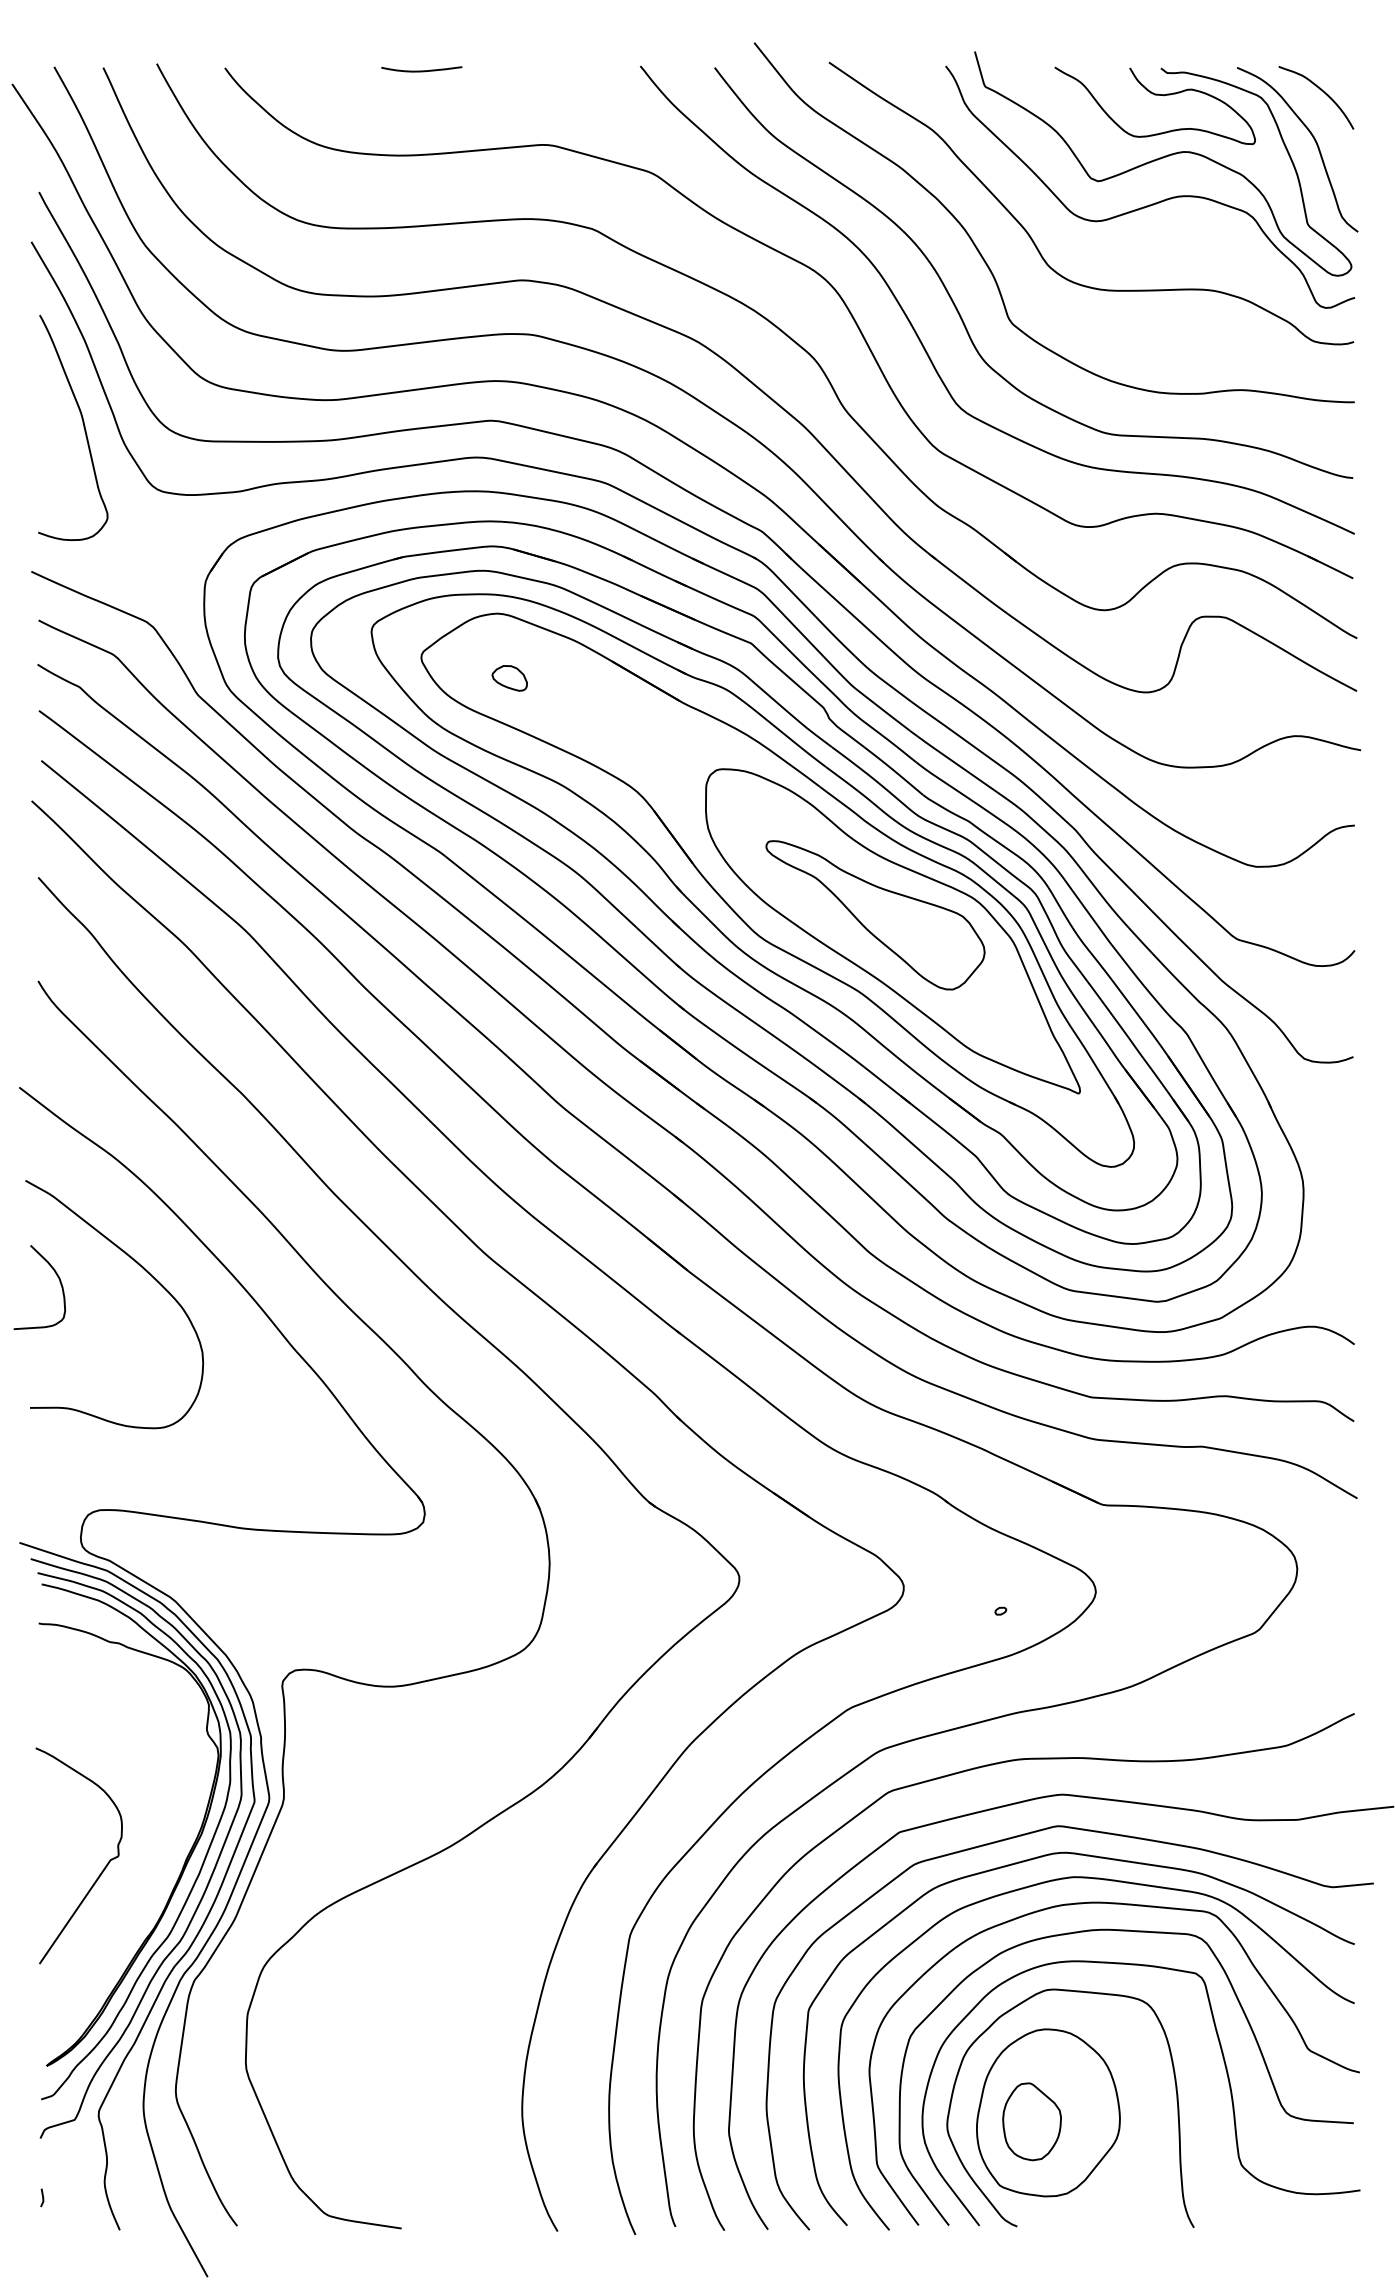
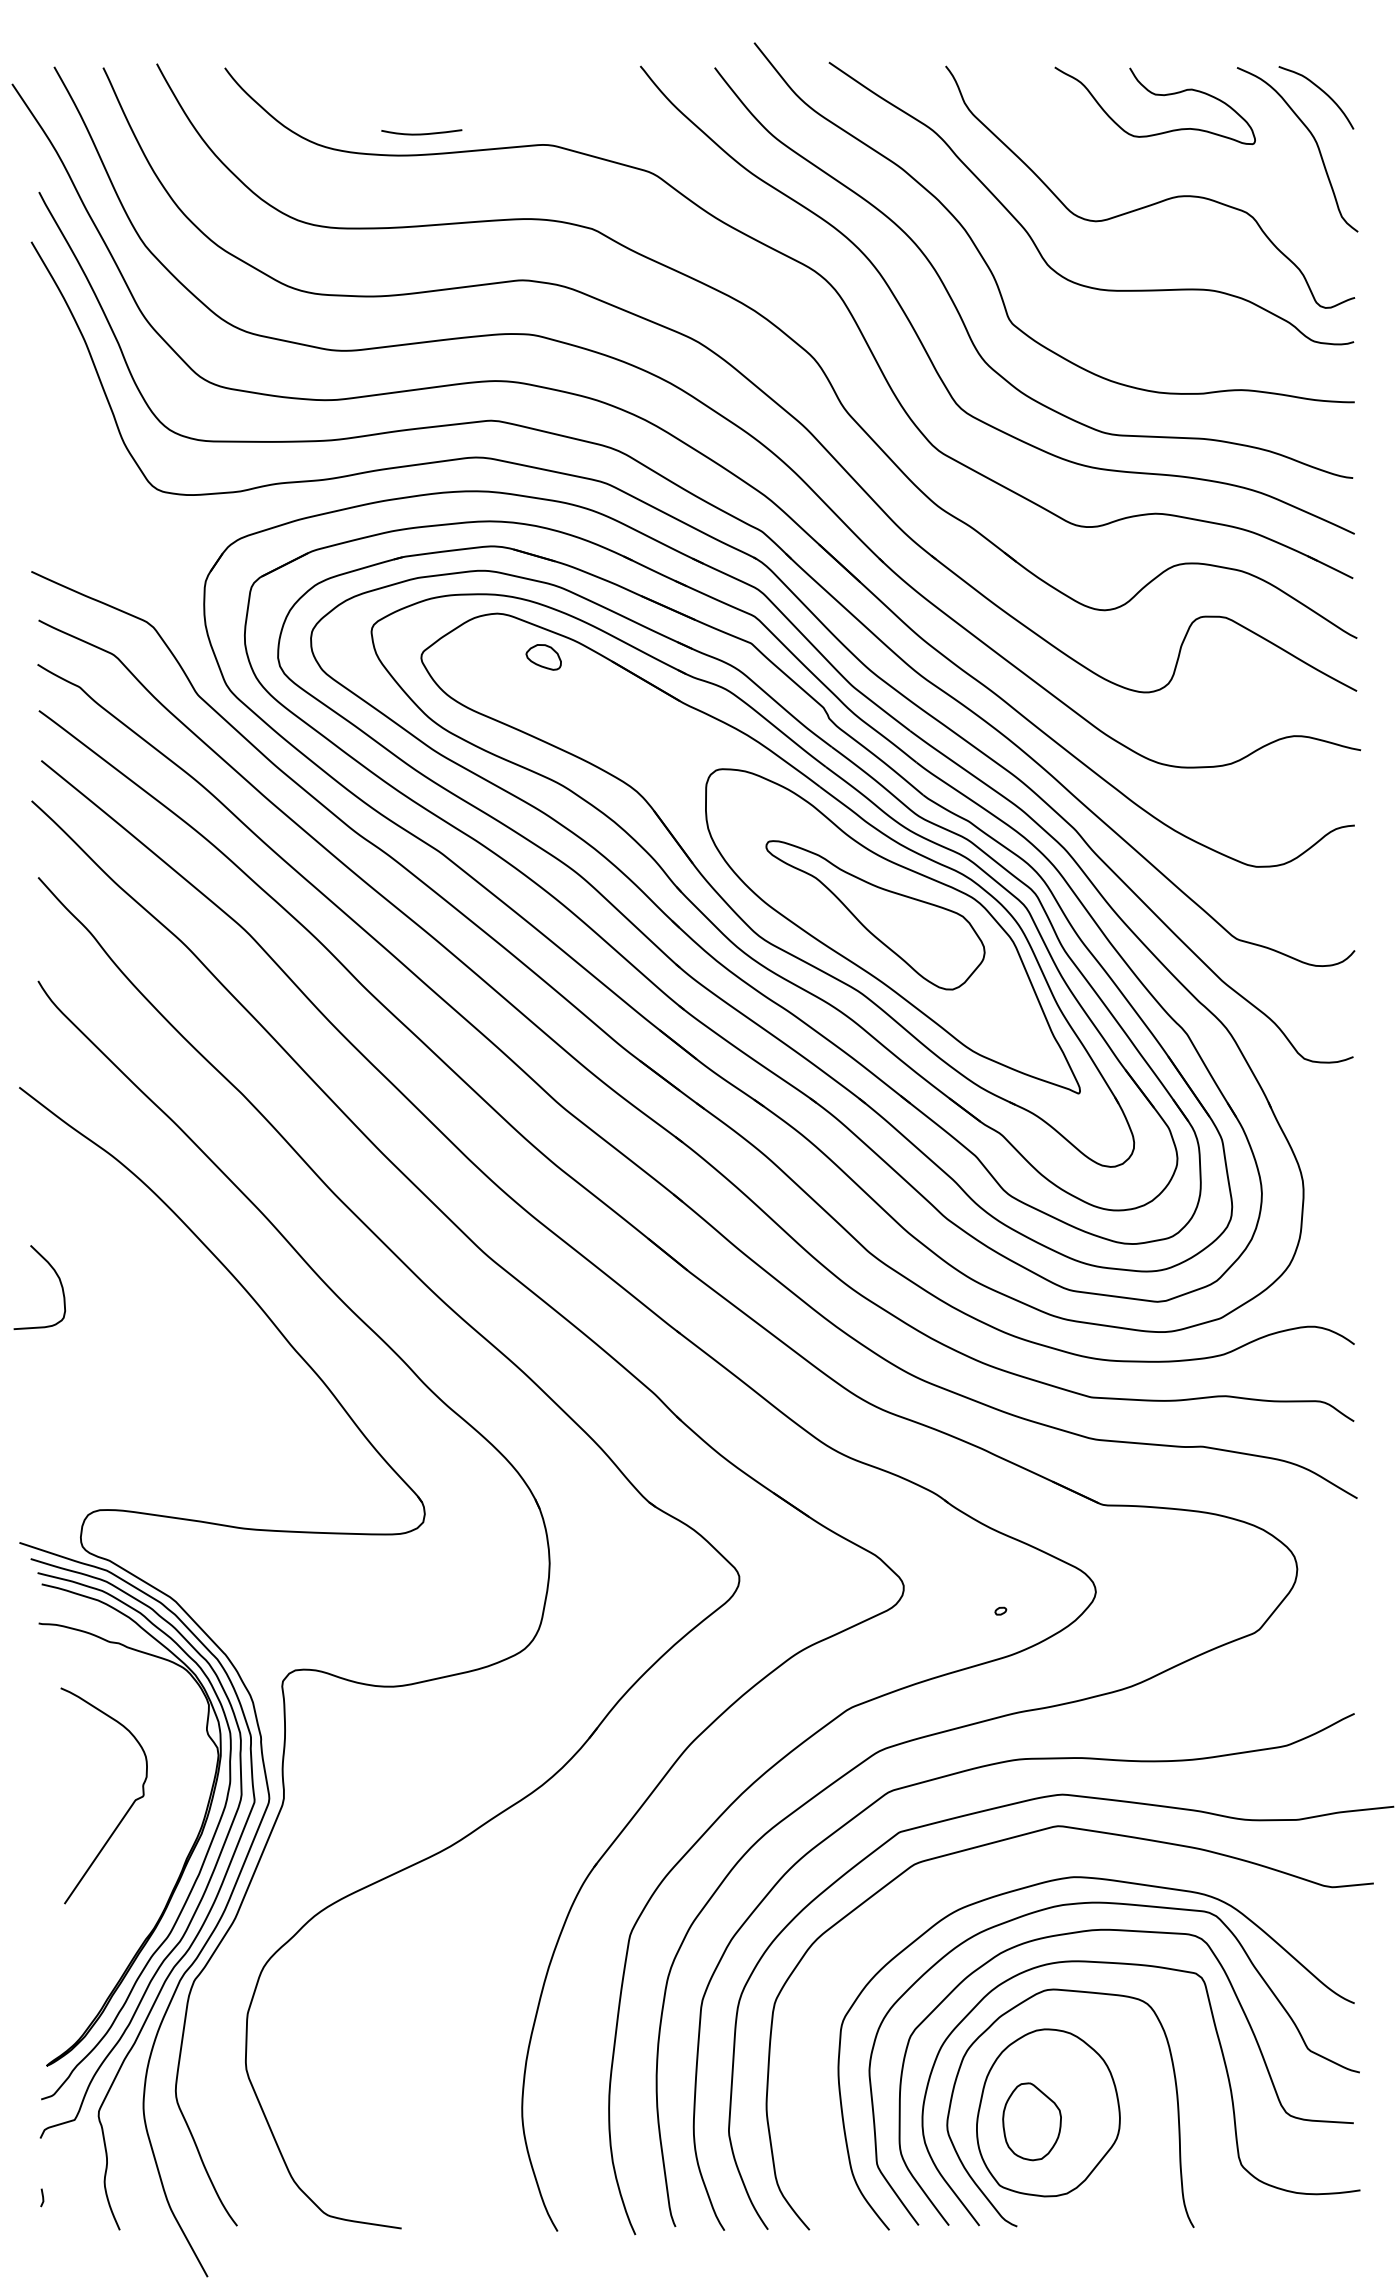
curve position: (421, 70) -> (421, 133) (421, 133)
curve: present -> none (1163, 158)
curve: present -> none (82, 423)
part position: (509, 678) -> (543, 657) (543, 657)
curve: present -> none (146, 1272)
curve: present -> none (1106, 1859)
curve position: (101, 1871) -> (126, 1811) (126, 1811)
